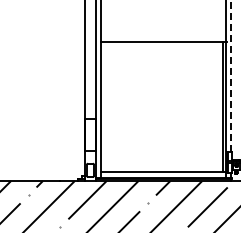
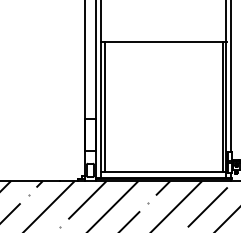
line: dashed -> solid (230, 75)
line: none -> present (105, 107)
